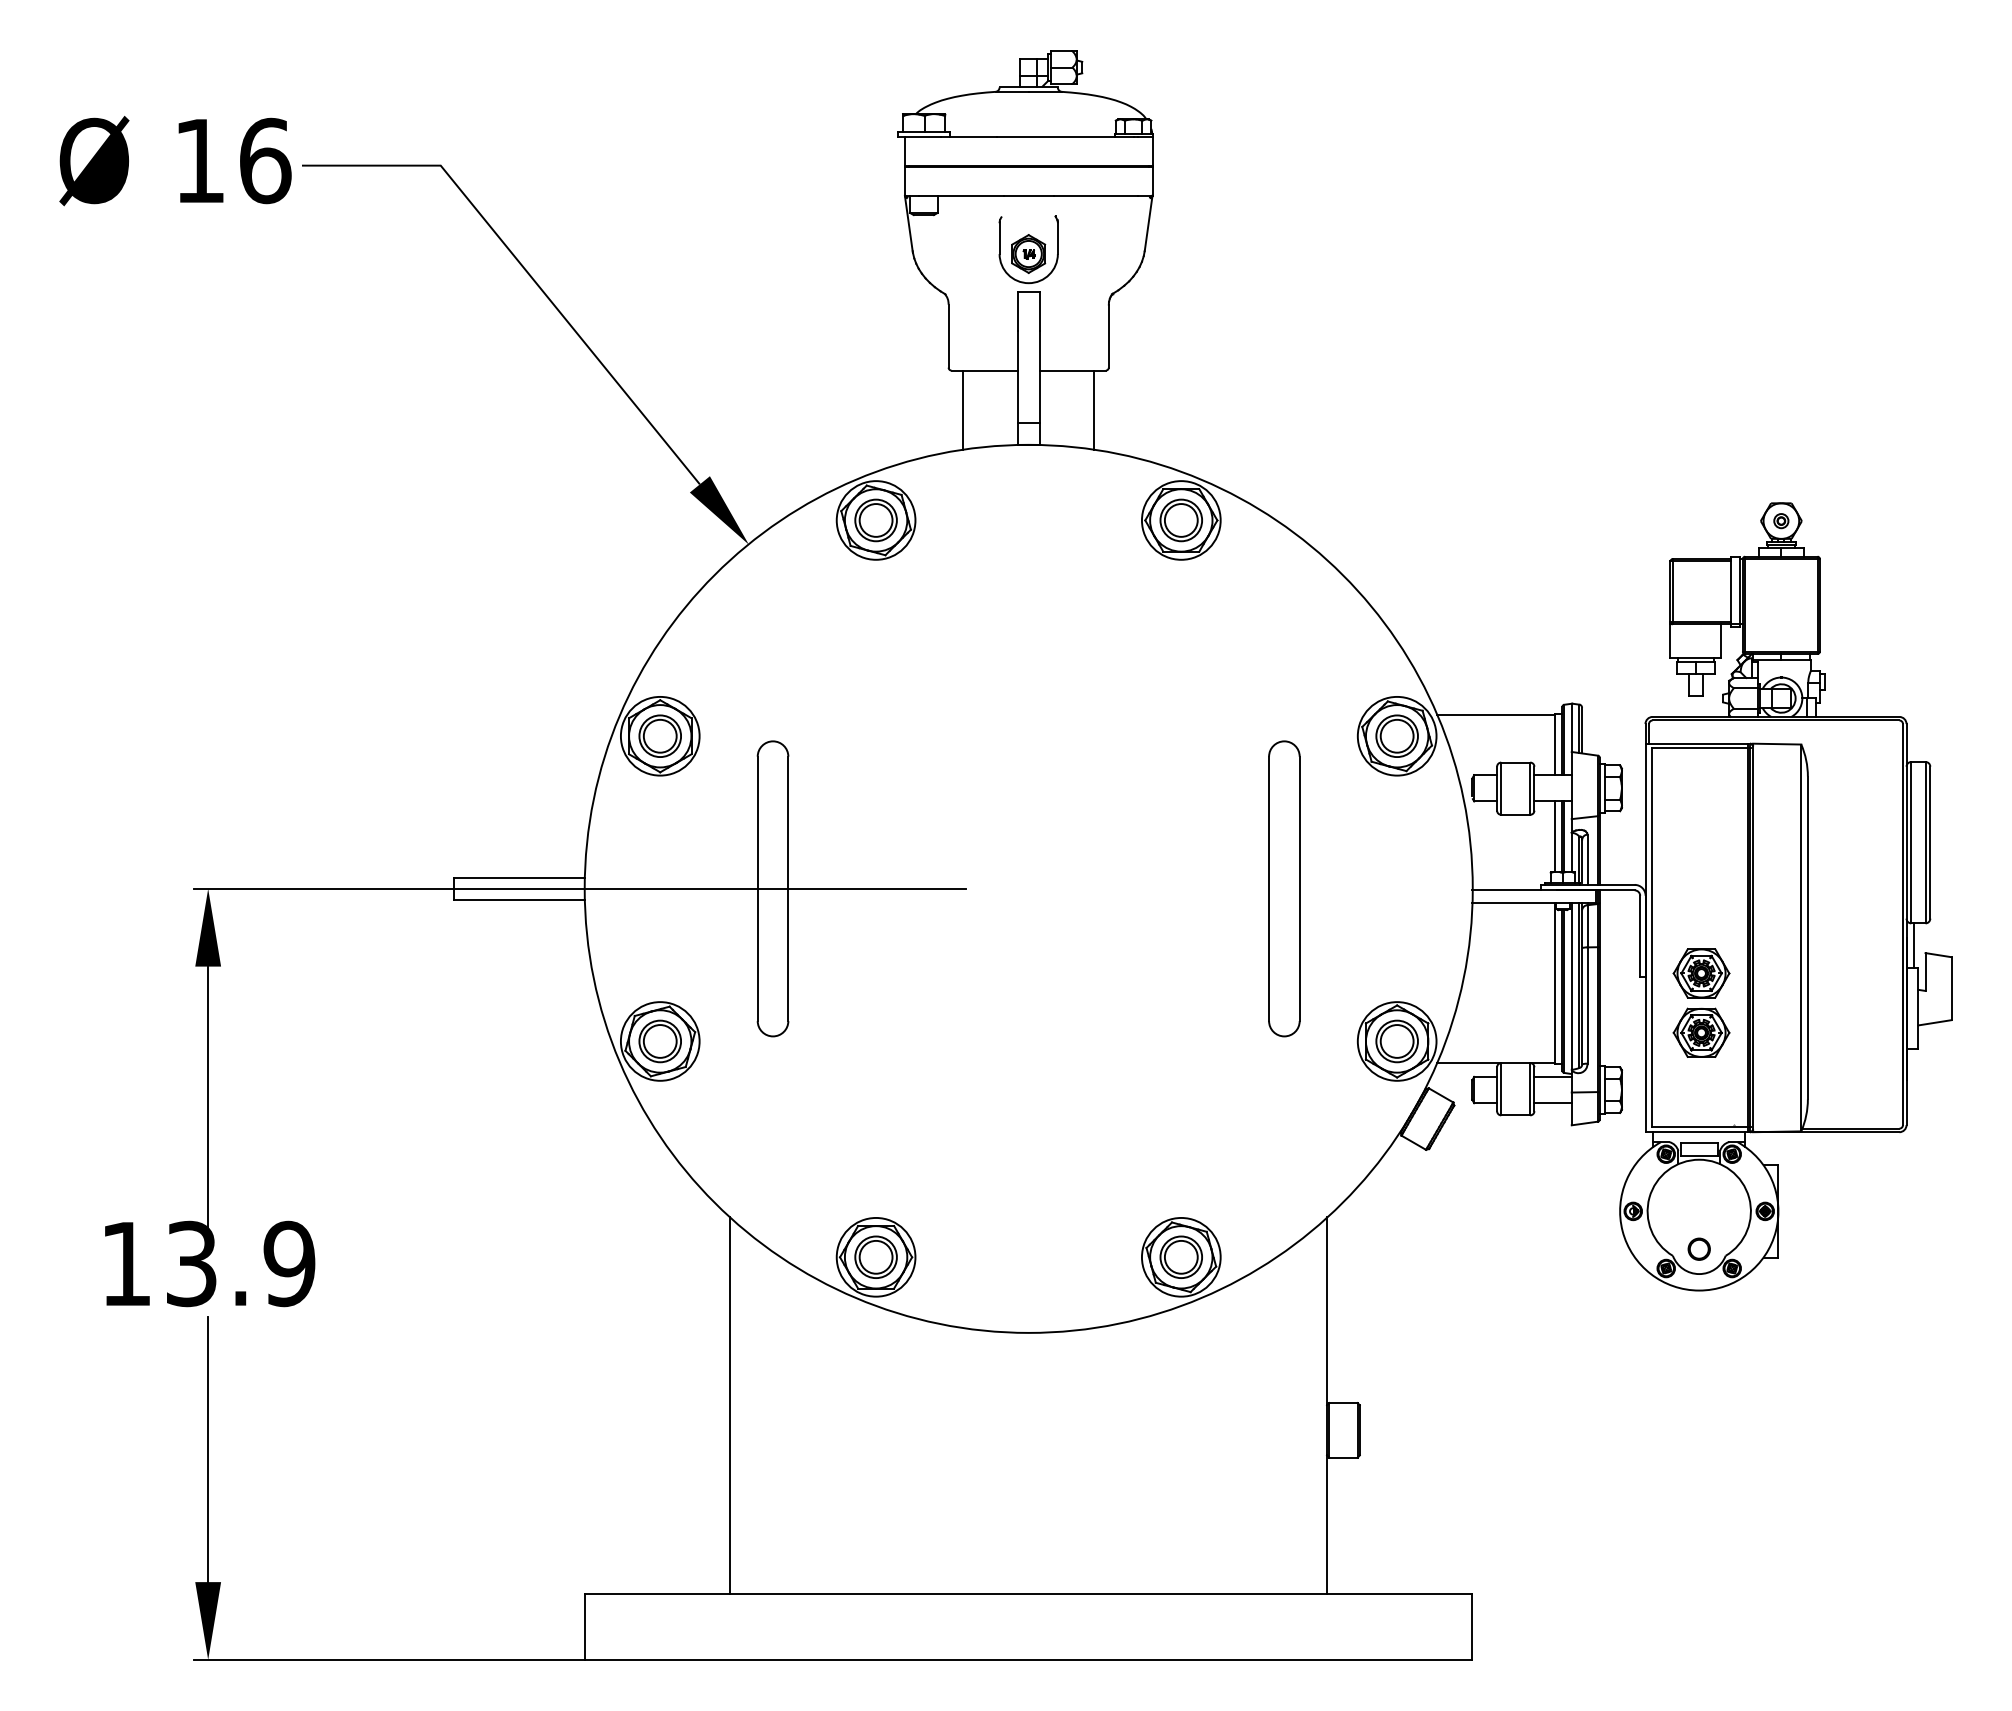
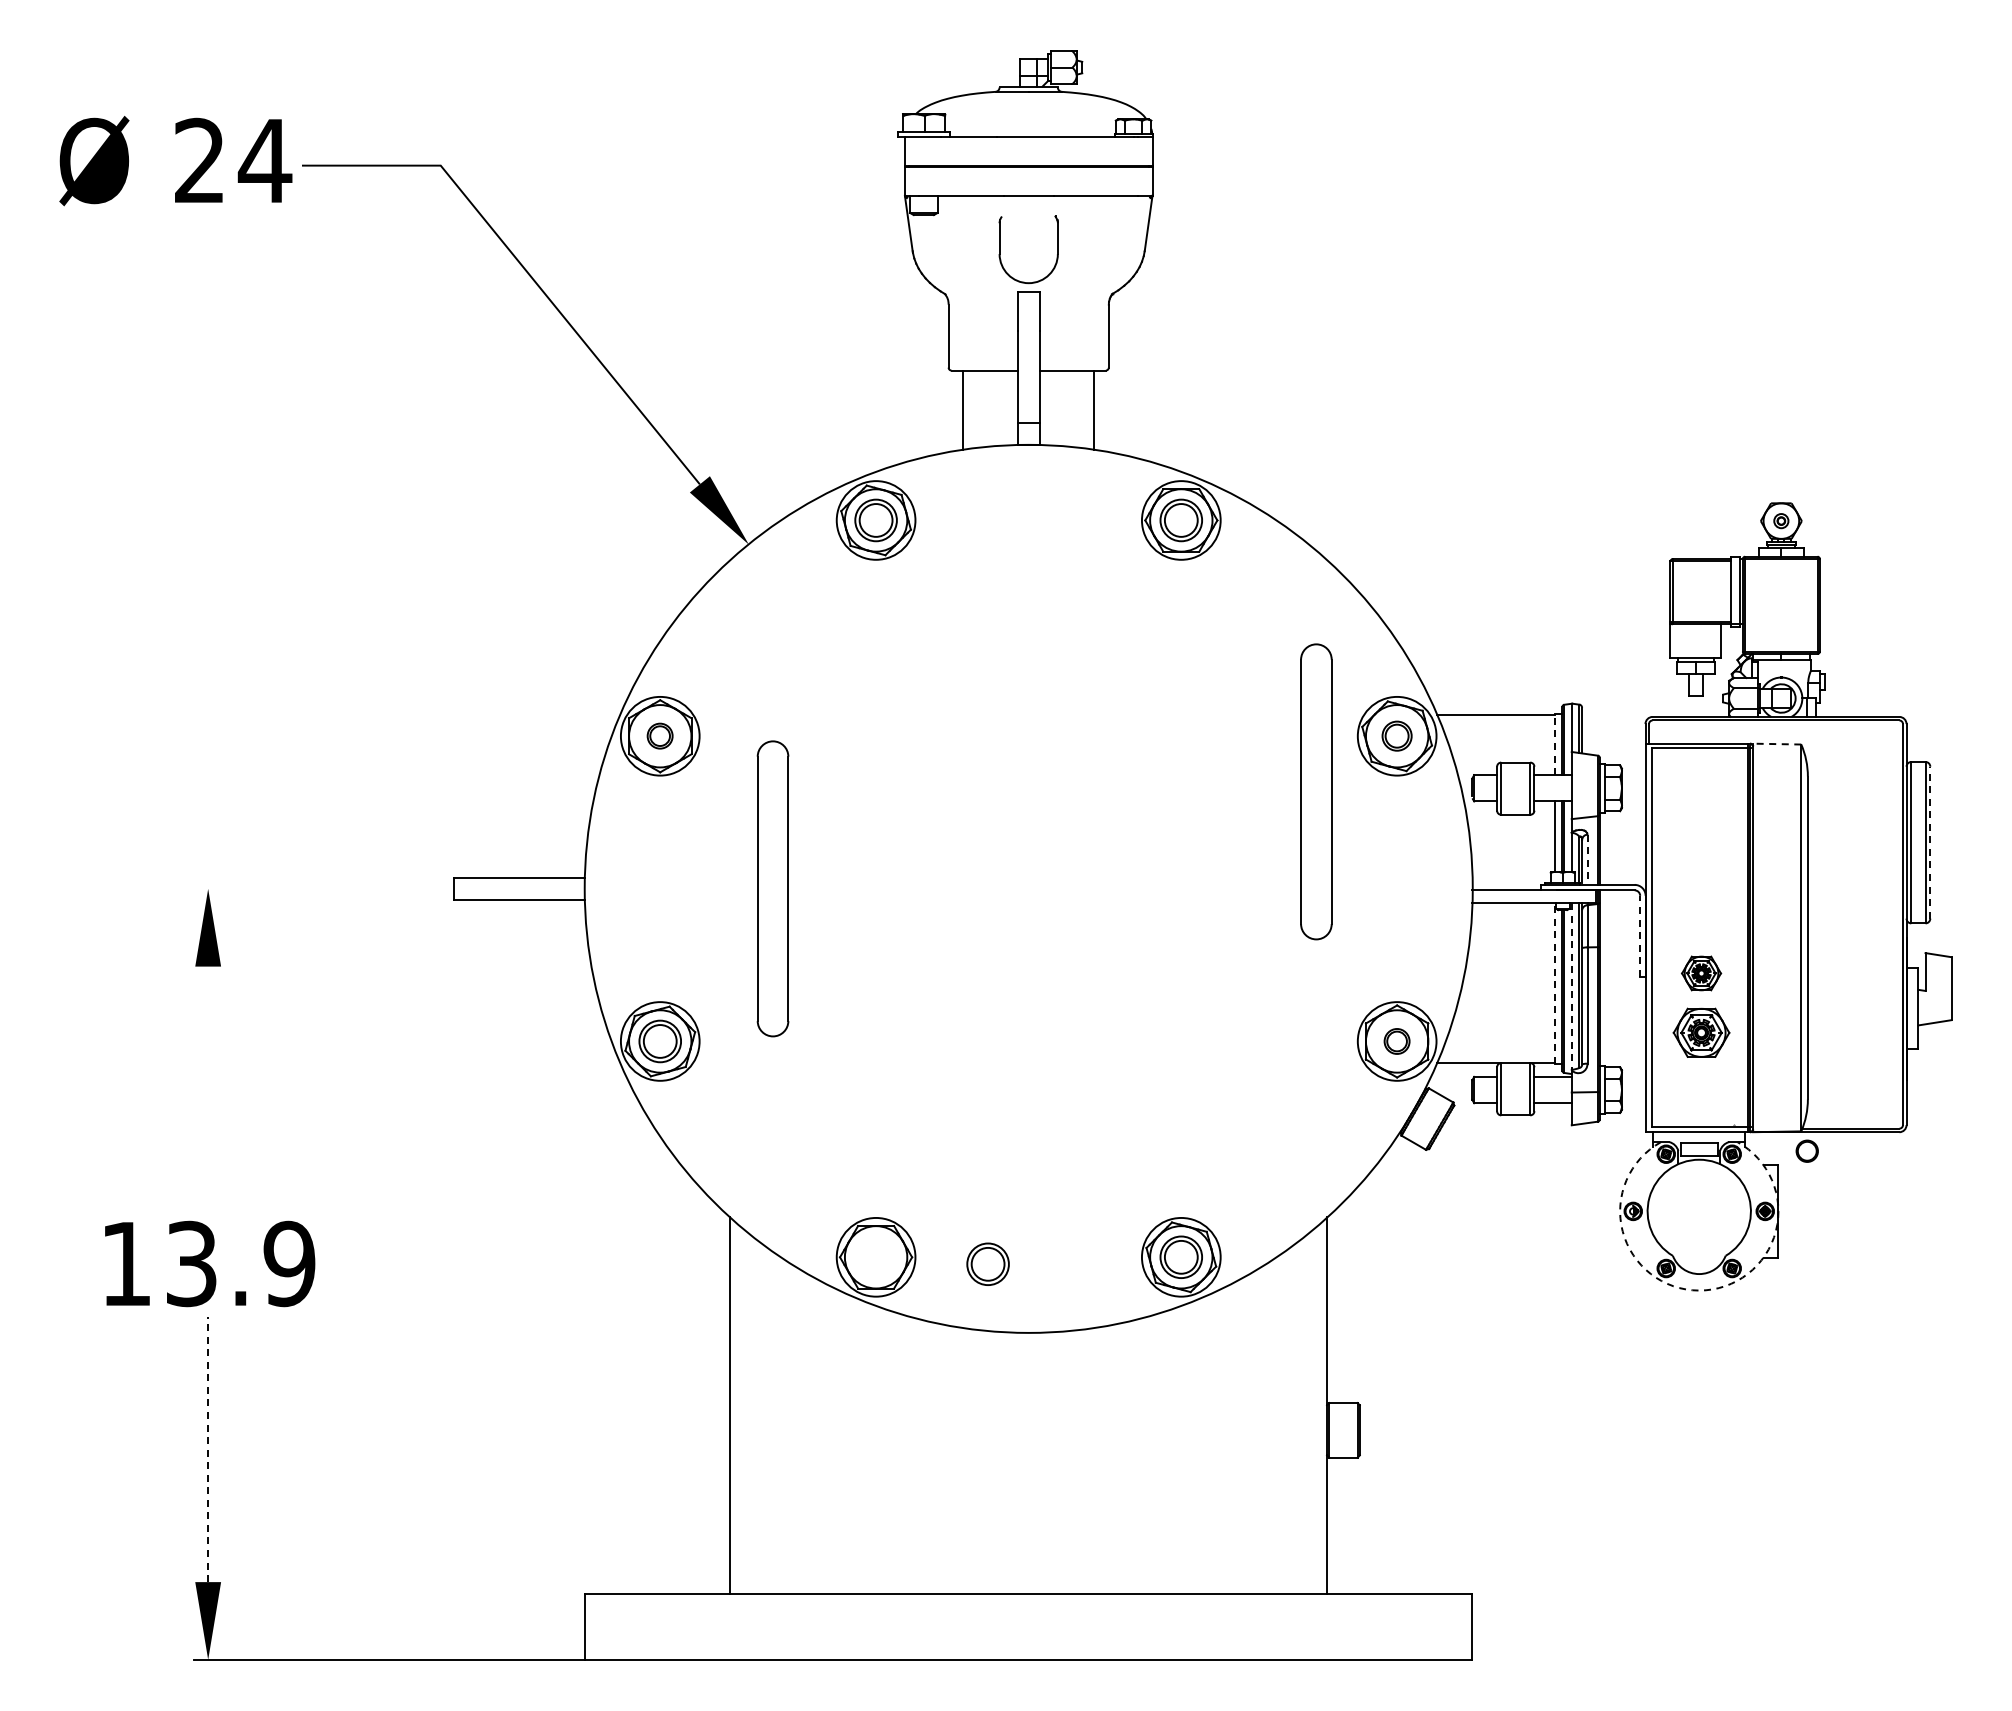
text: 16 -> 24 (233, 160)
part: present -> none (1028, 253)
part size: 44x44 px -> 28x28 px (659, 735)
part size: 44x44 px -> 32x32 px (1396, 735)
line: solid -> dashed (1555, 744)
line: solid -> dashed (1776, 744)
line: solid -> dashed (1930, 842)
line: solid -> dashed (1587, 860)
line: present -> none (580, 888)
part position: (1284, 888) -> (1316, 791) (1316, 791)
line: solid -> dashed (1640, 935)
line: present -> none (1914, 945)
part size: 59x51 px -> 42x37 px (1701, 973)
line: solid -> dashed (1555, 983)
line: solid -> dashed (1572, 987)
part size: 44x45 px -> 28x27 px (1396, 1041)
line: present -> none (208, 1098)
part position: (1698, 1248) -> (1806, 1150) (1806, 1150)
part position: (875, 1256) -> (987, 1263) (987, 1263)
arc: solid -> dashed (1699, 1290)
line: solid -> dashed (208, 1449)
